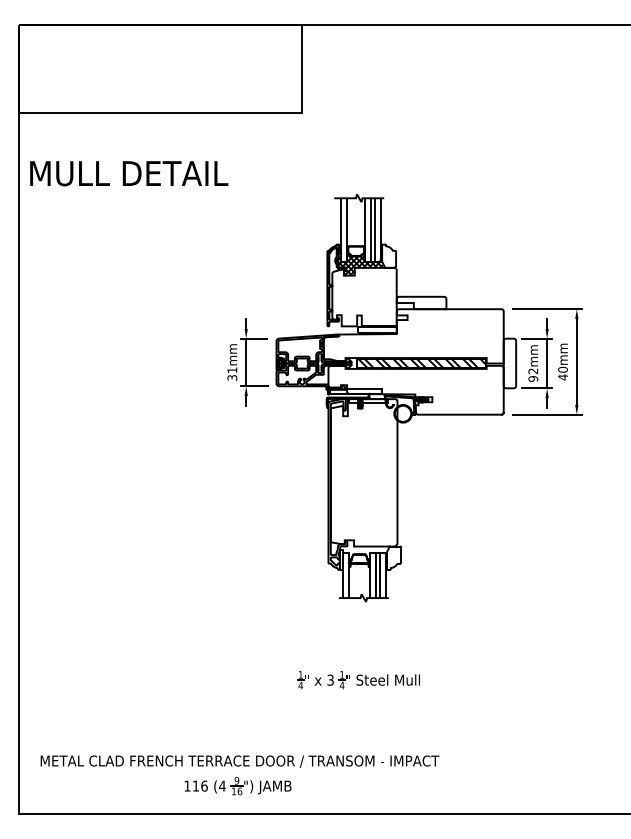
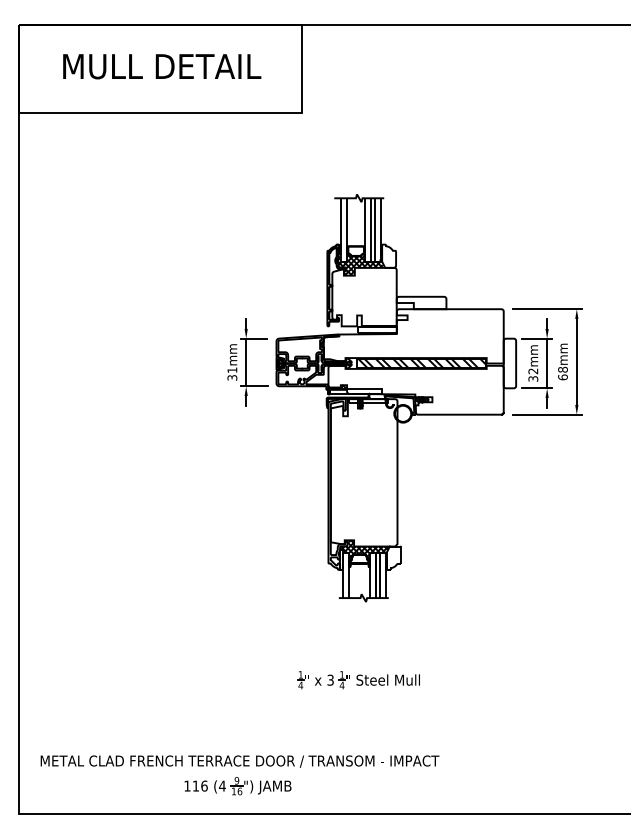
text position: (129, 173) -> (162, 66) (162, 66)
text: 40mm -> 68mm (562, 373)
text: 92mm -> 32mm (533, 378)
hatch: none -> present (364, 549)
